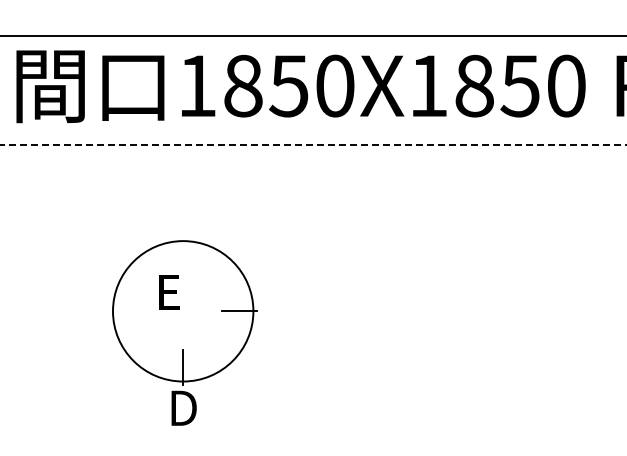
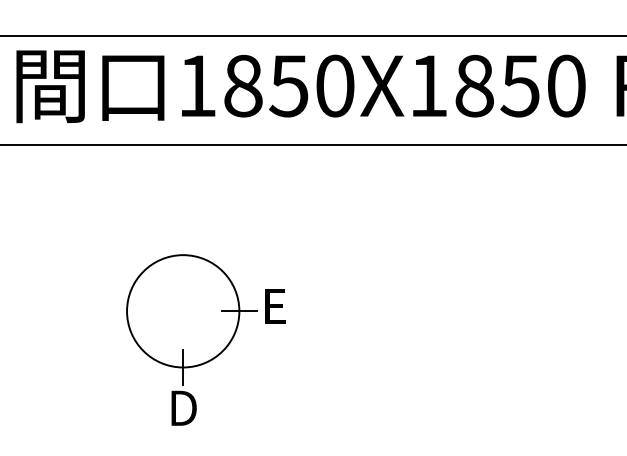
line: dashed -> solid (313, 145)
text position: (169, 292) -> (275, 306) (275, 306)
circle diameter: 140 px -> 112 px (183, 311)
